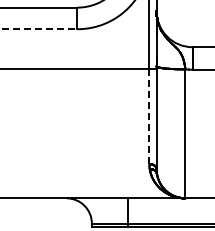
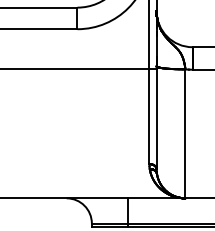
line: dashed -> solid (39, 29)
line: dashed -> solid (149, 116)
